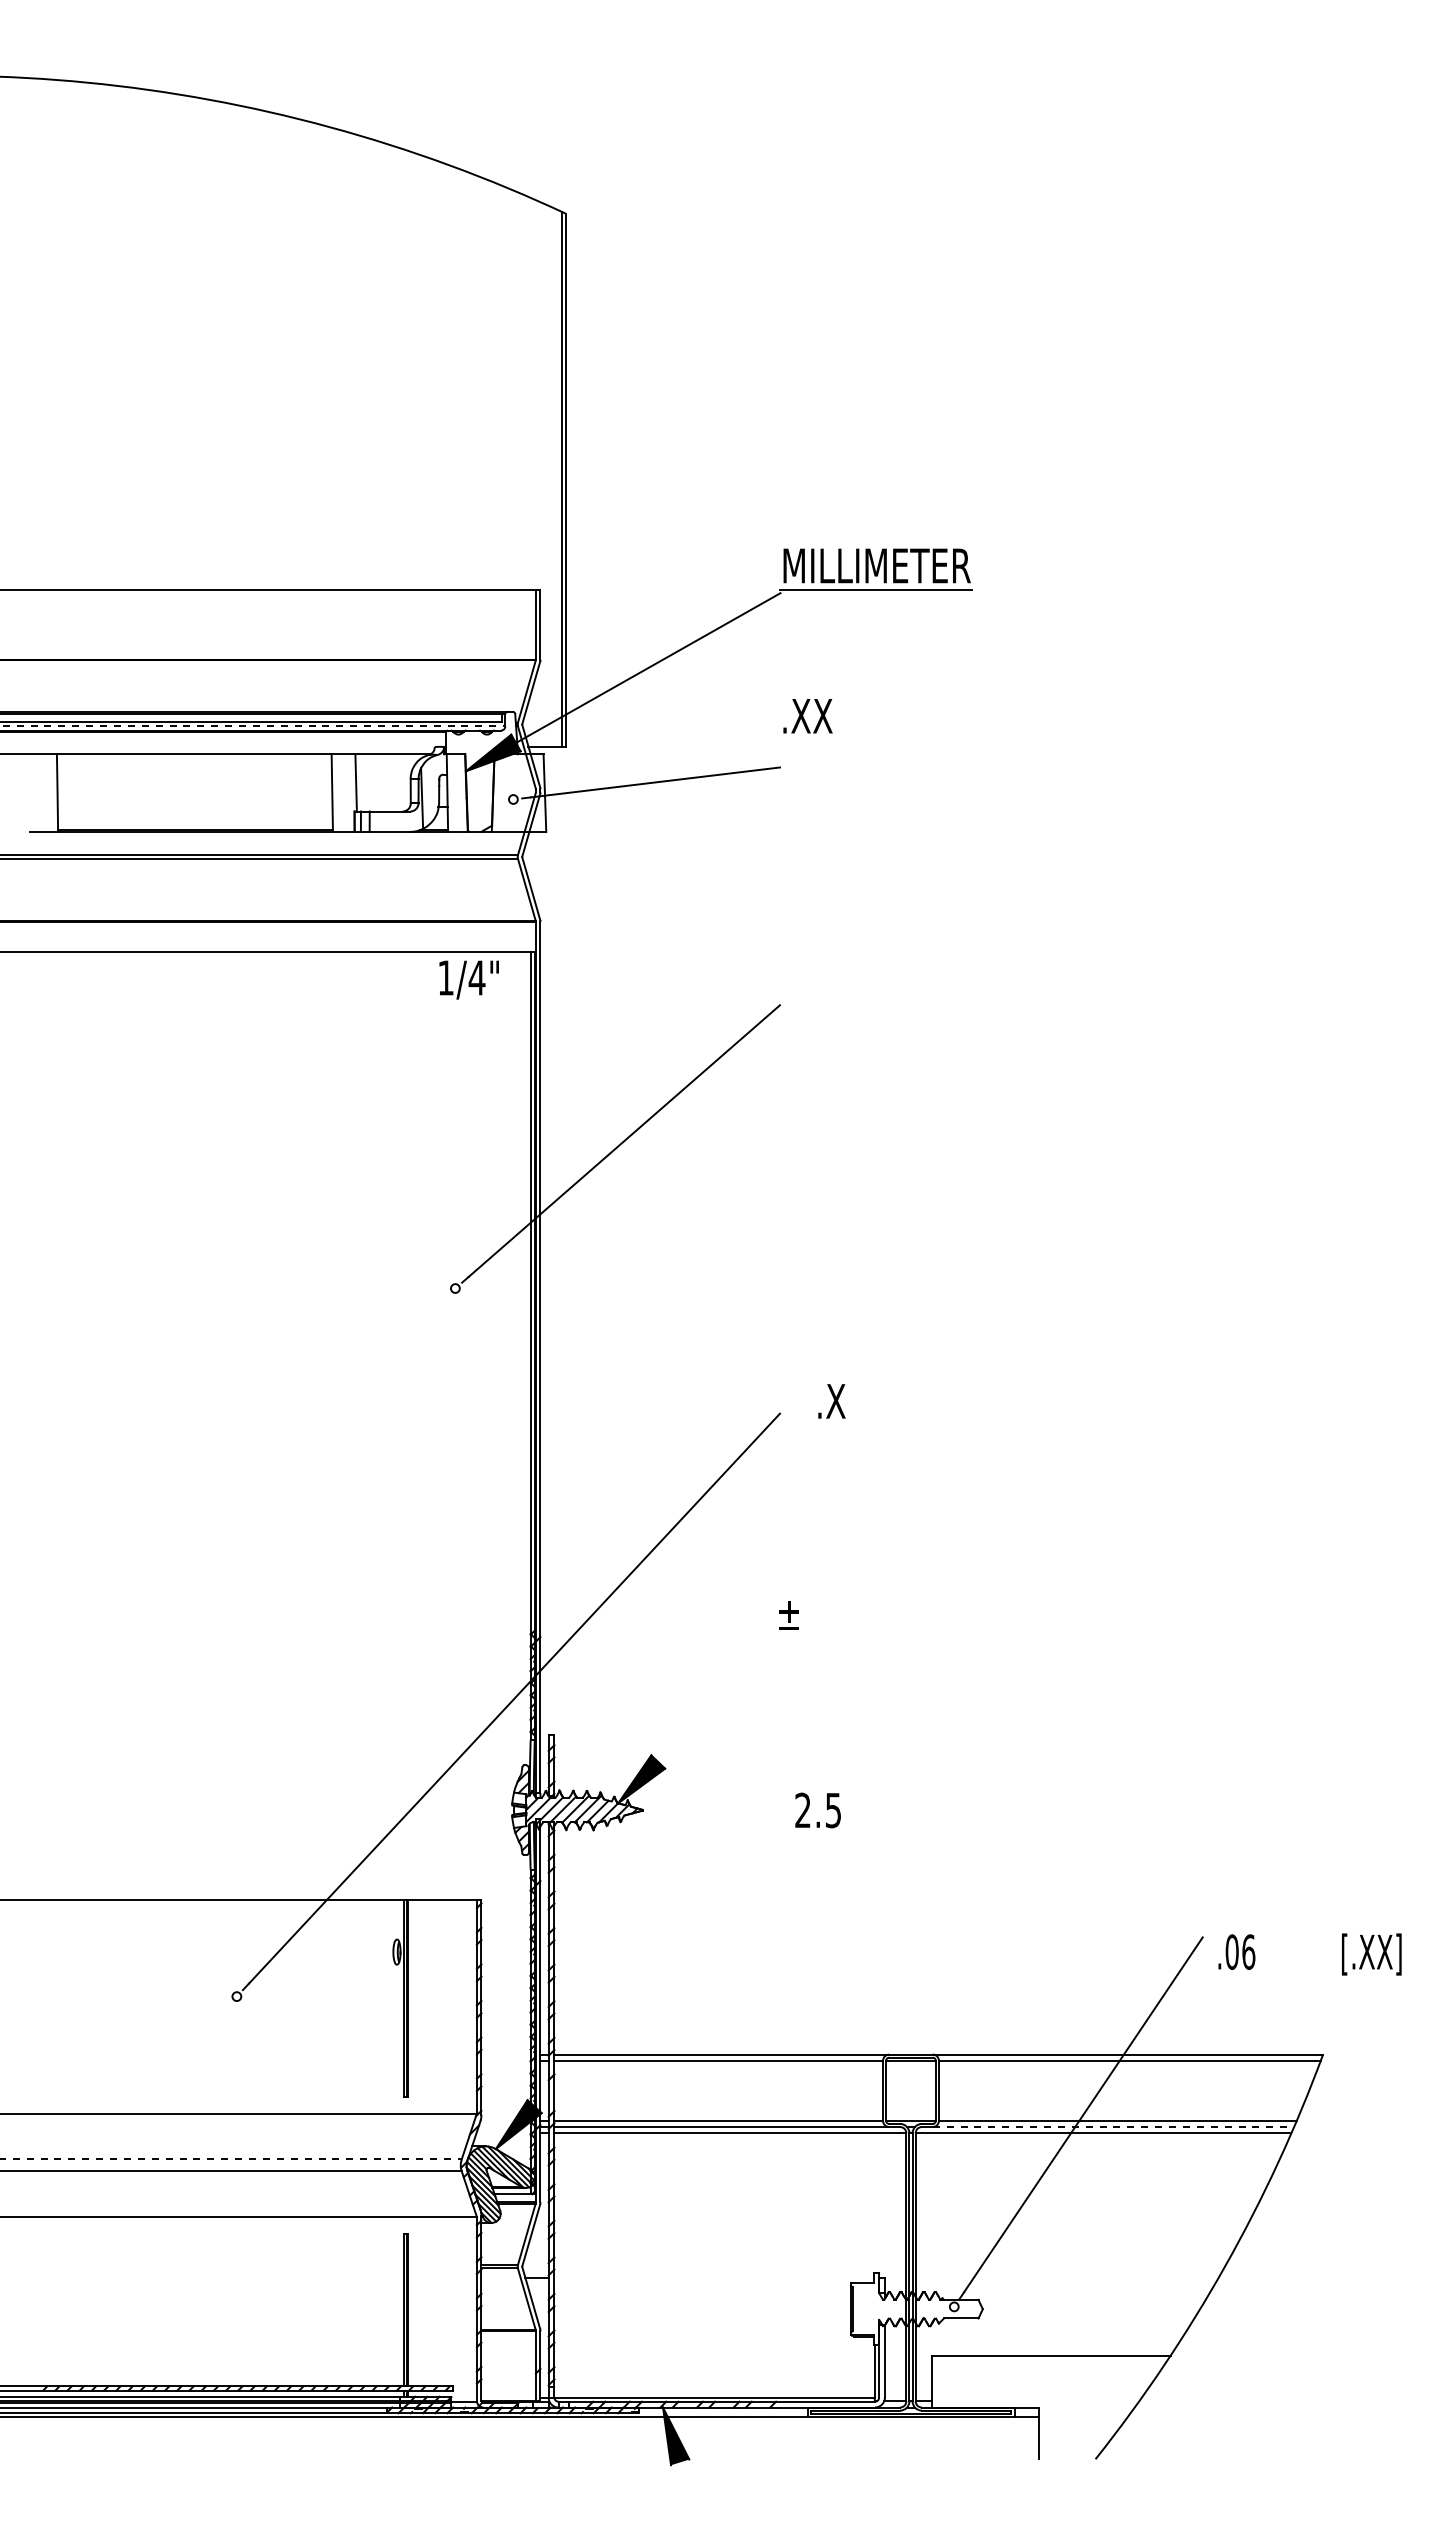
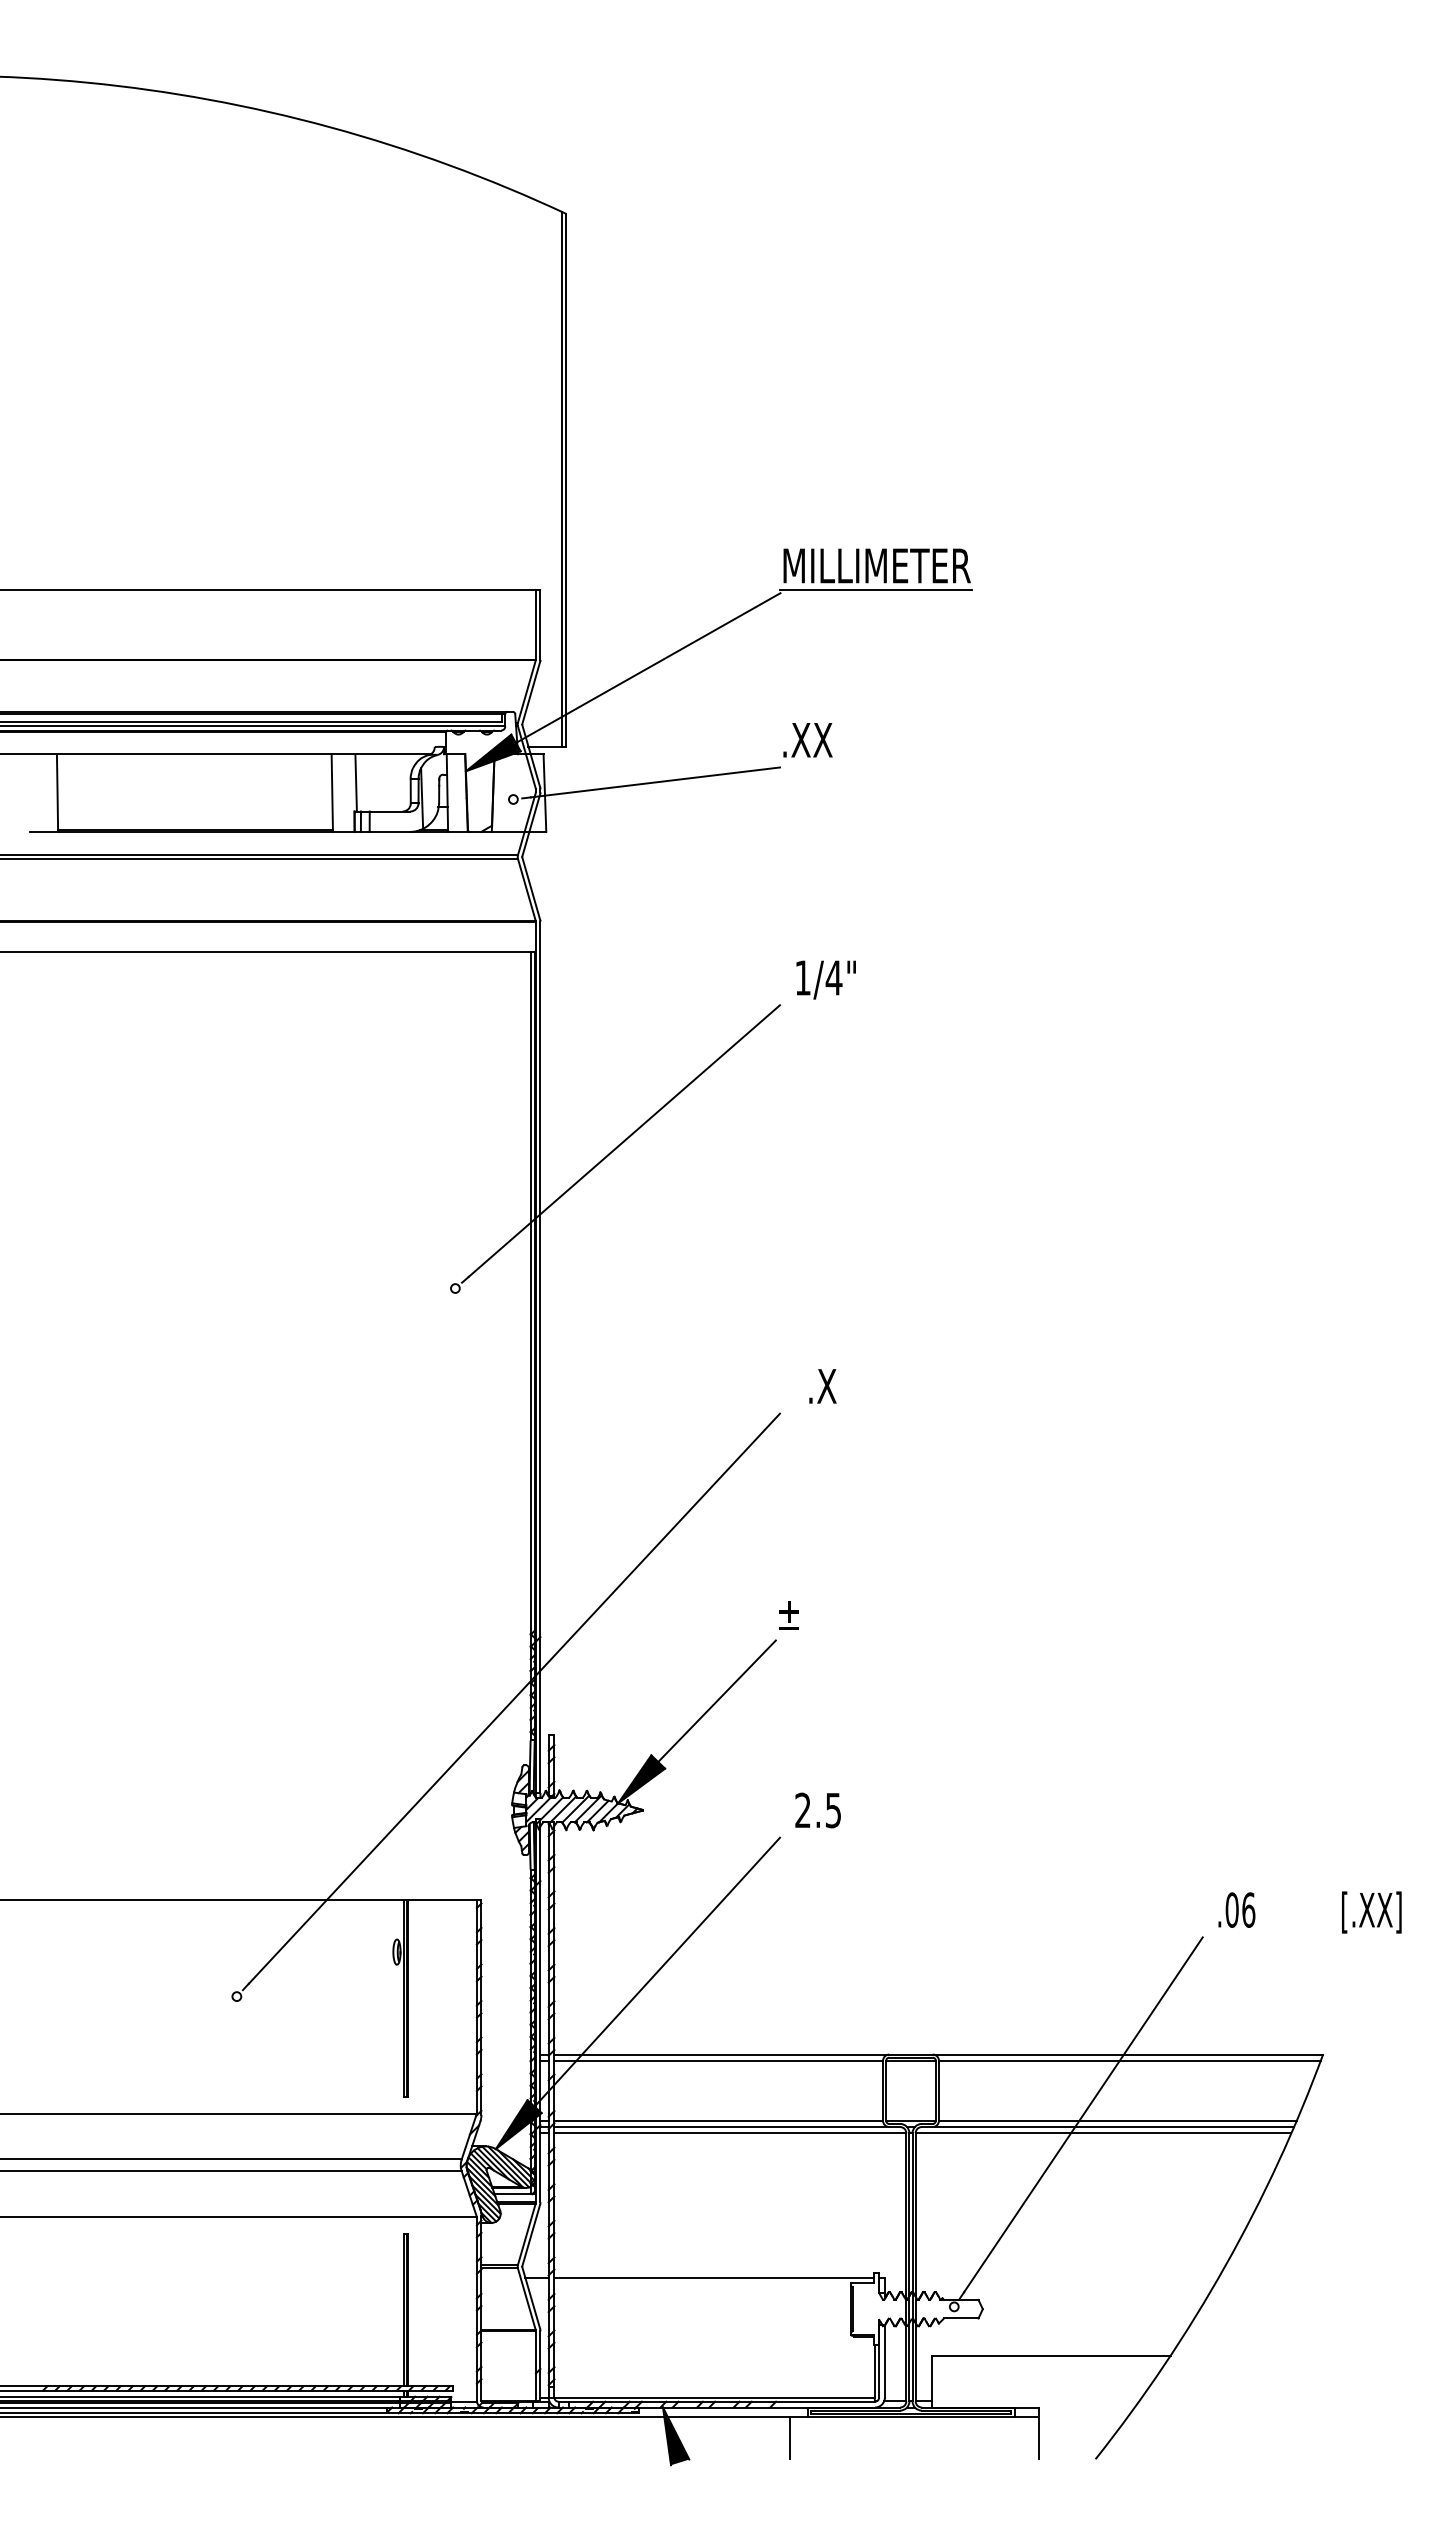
text position: (807, 716) -> (807, 740) (807, 740)
line: dashed -> solid (253, 726)
text position: (468, 979) -> (825, 979) (825, 979)
text position: (831, 1401) -> (822, 1386) (822, 1386)
line: none -> present (716, 1701)
text position: (1309, 1954) -> (1309, 1912) (1309, 1912)
line: none -> present (657, 1971)
line: dashed -> solid (1113, 2127)
line: dashed -> solid (231, 2159)
line: none -> present (713, 2278)
line: none -> present (790, 2437)
